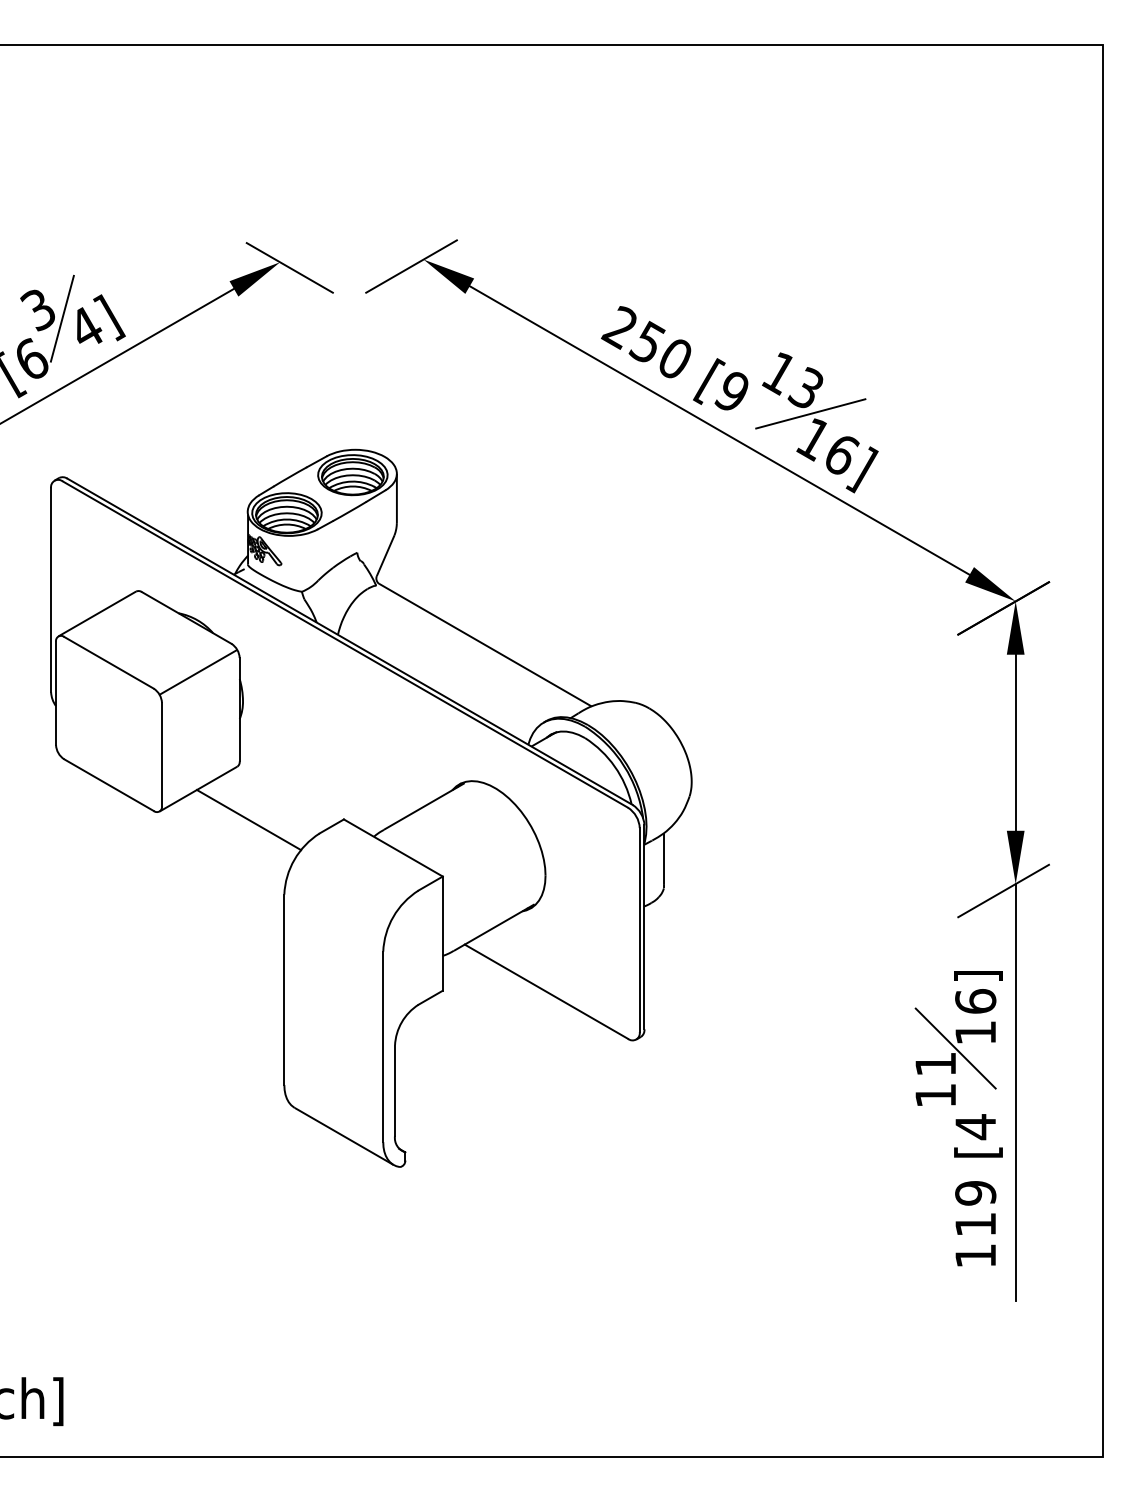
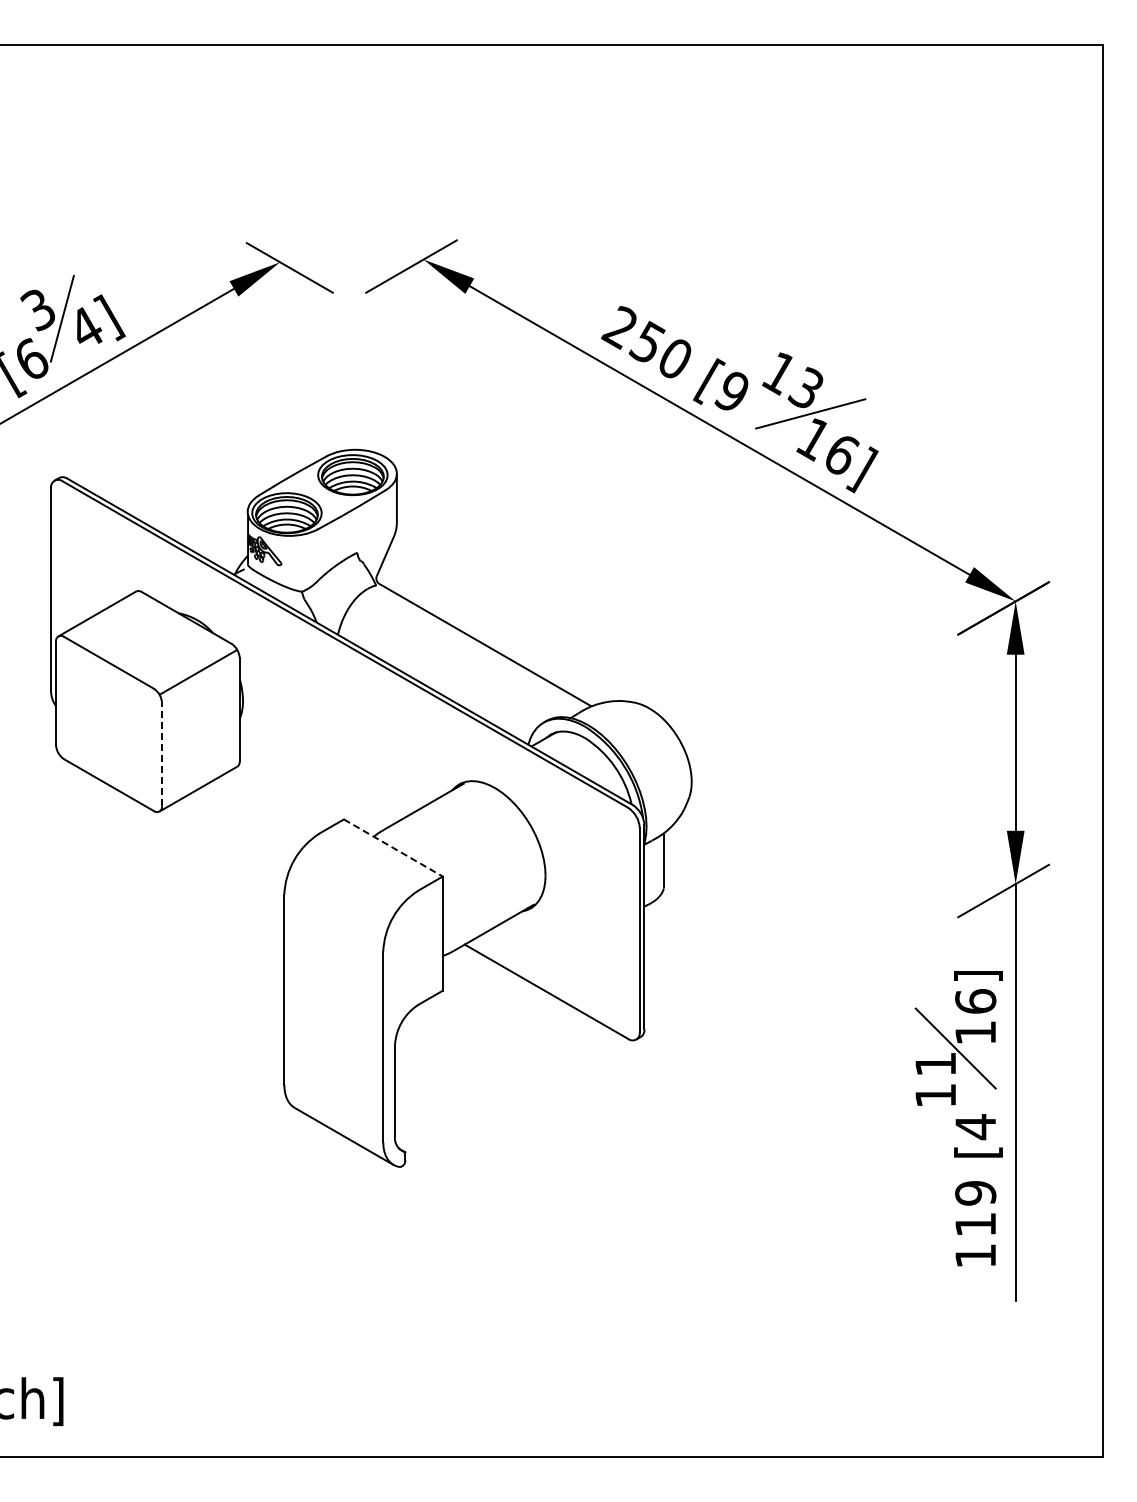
line: solid -> dashed (162, 754)
line: present -> none (248, 819)
line: solid -> dashed (393, 848)
